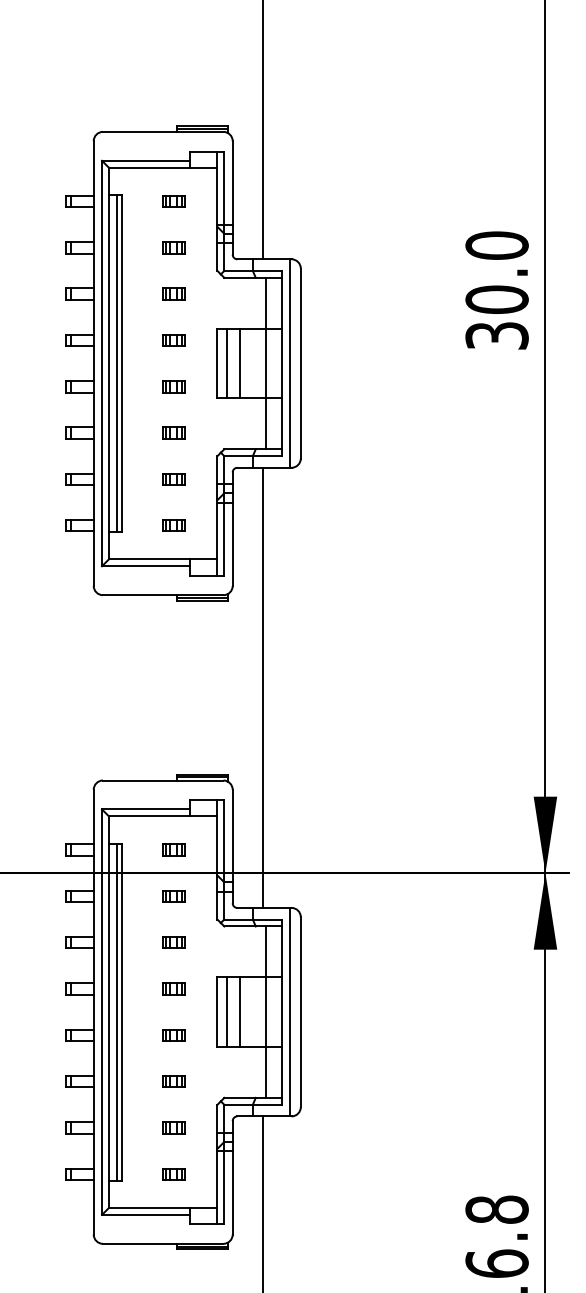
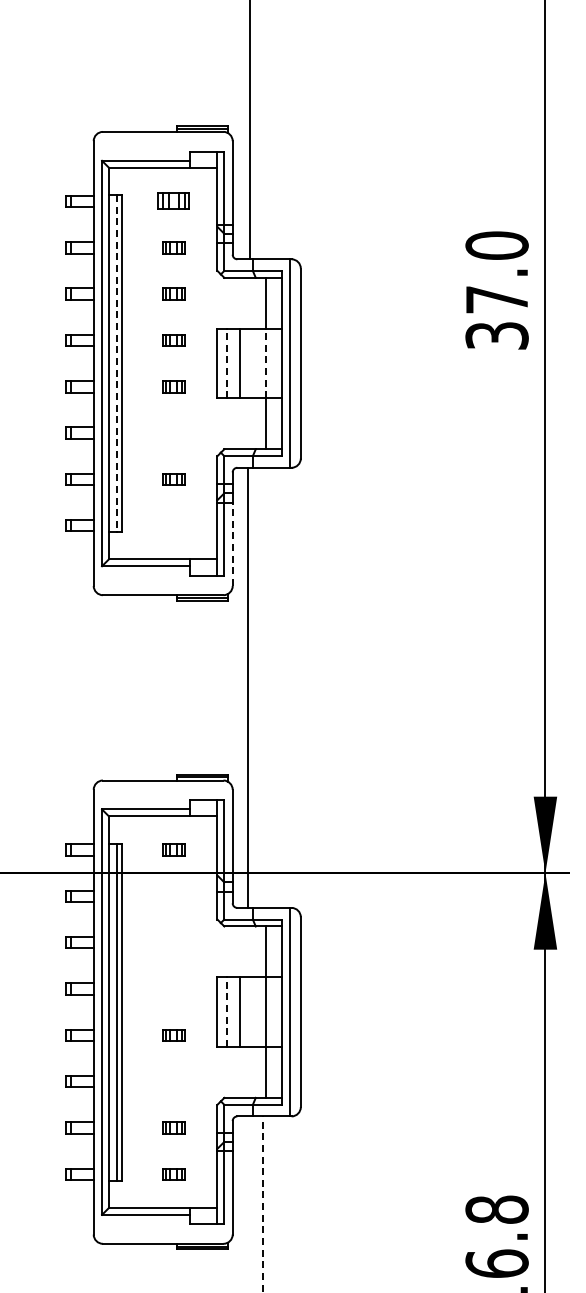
line position: (263, 130) -> (250, 130) (250, 130)
part size: 24x13 px -> 33x18 px (173, 200)
text: 30.0 -> 37.0 (496, 299)
line: solid -> dashed (226, 363)
line: solid -> dashed (266, 363)
line: solid -> dashed (116, 364)
part: present -> none (173, 432)
part: present -> none (173, 525)
line: solid -> dashed (232, 544)
line position: (263, 687) -> (248, 687) (248, 687)
part: present -> none (173, 896)
part: present -> none (173, 942)
part: present -> none (173, 988)
line: solid -> dashed (226, 1012)
part: present -> none (173, 1081)
line: solid -> dashed (263, 1204)
